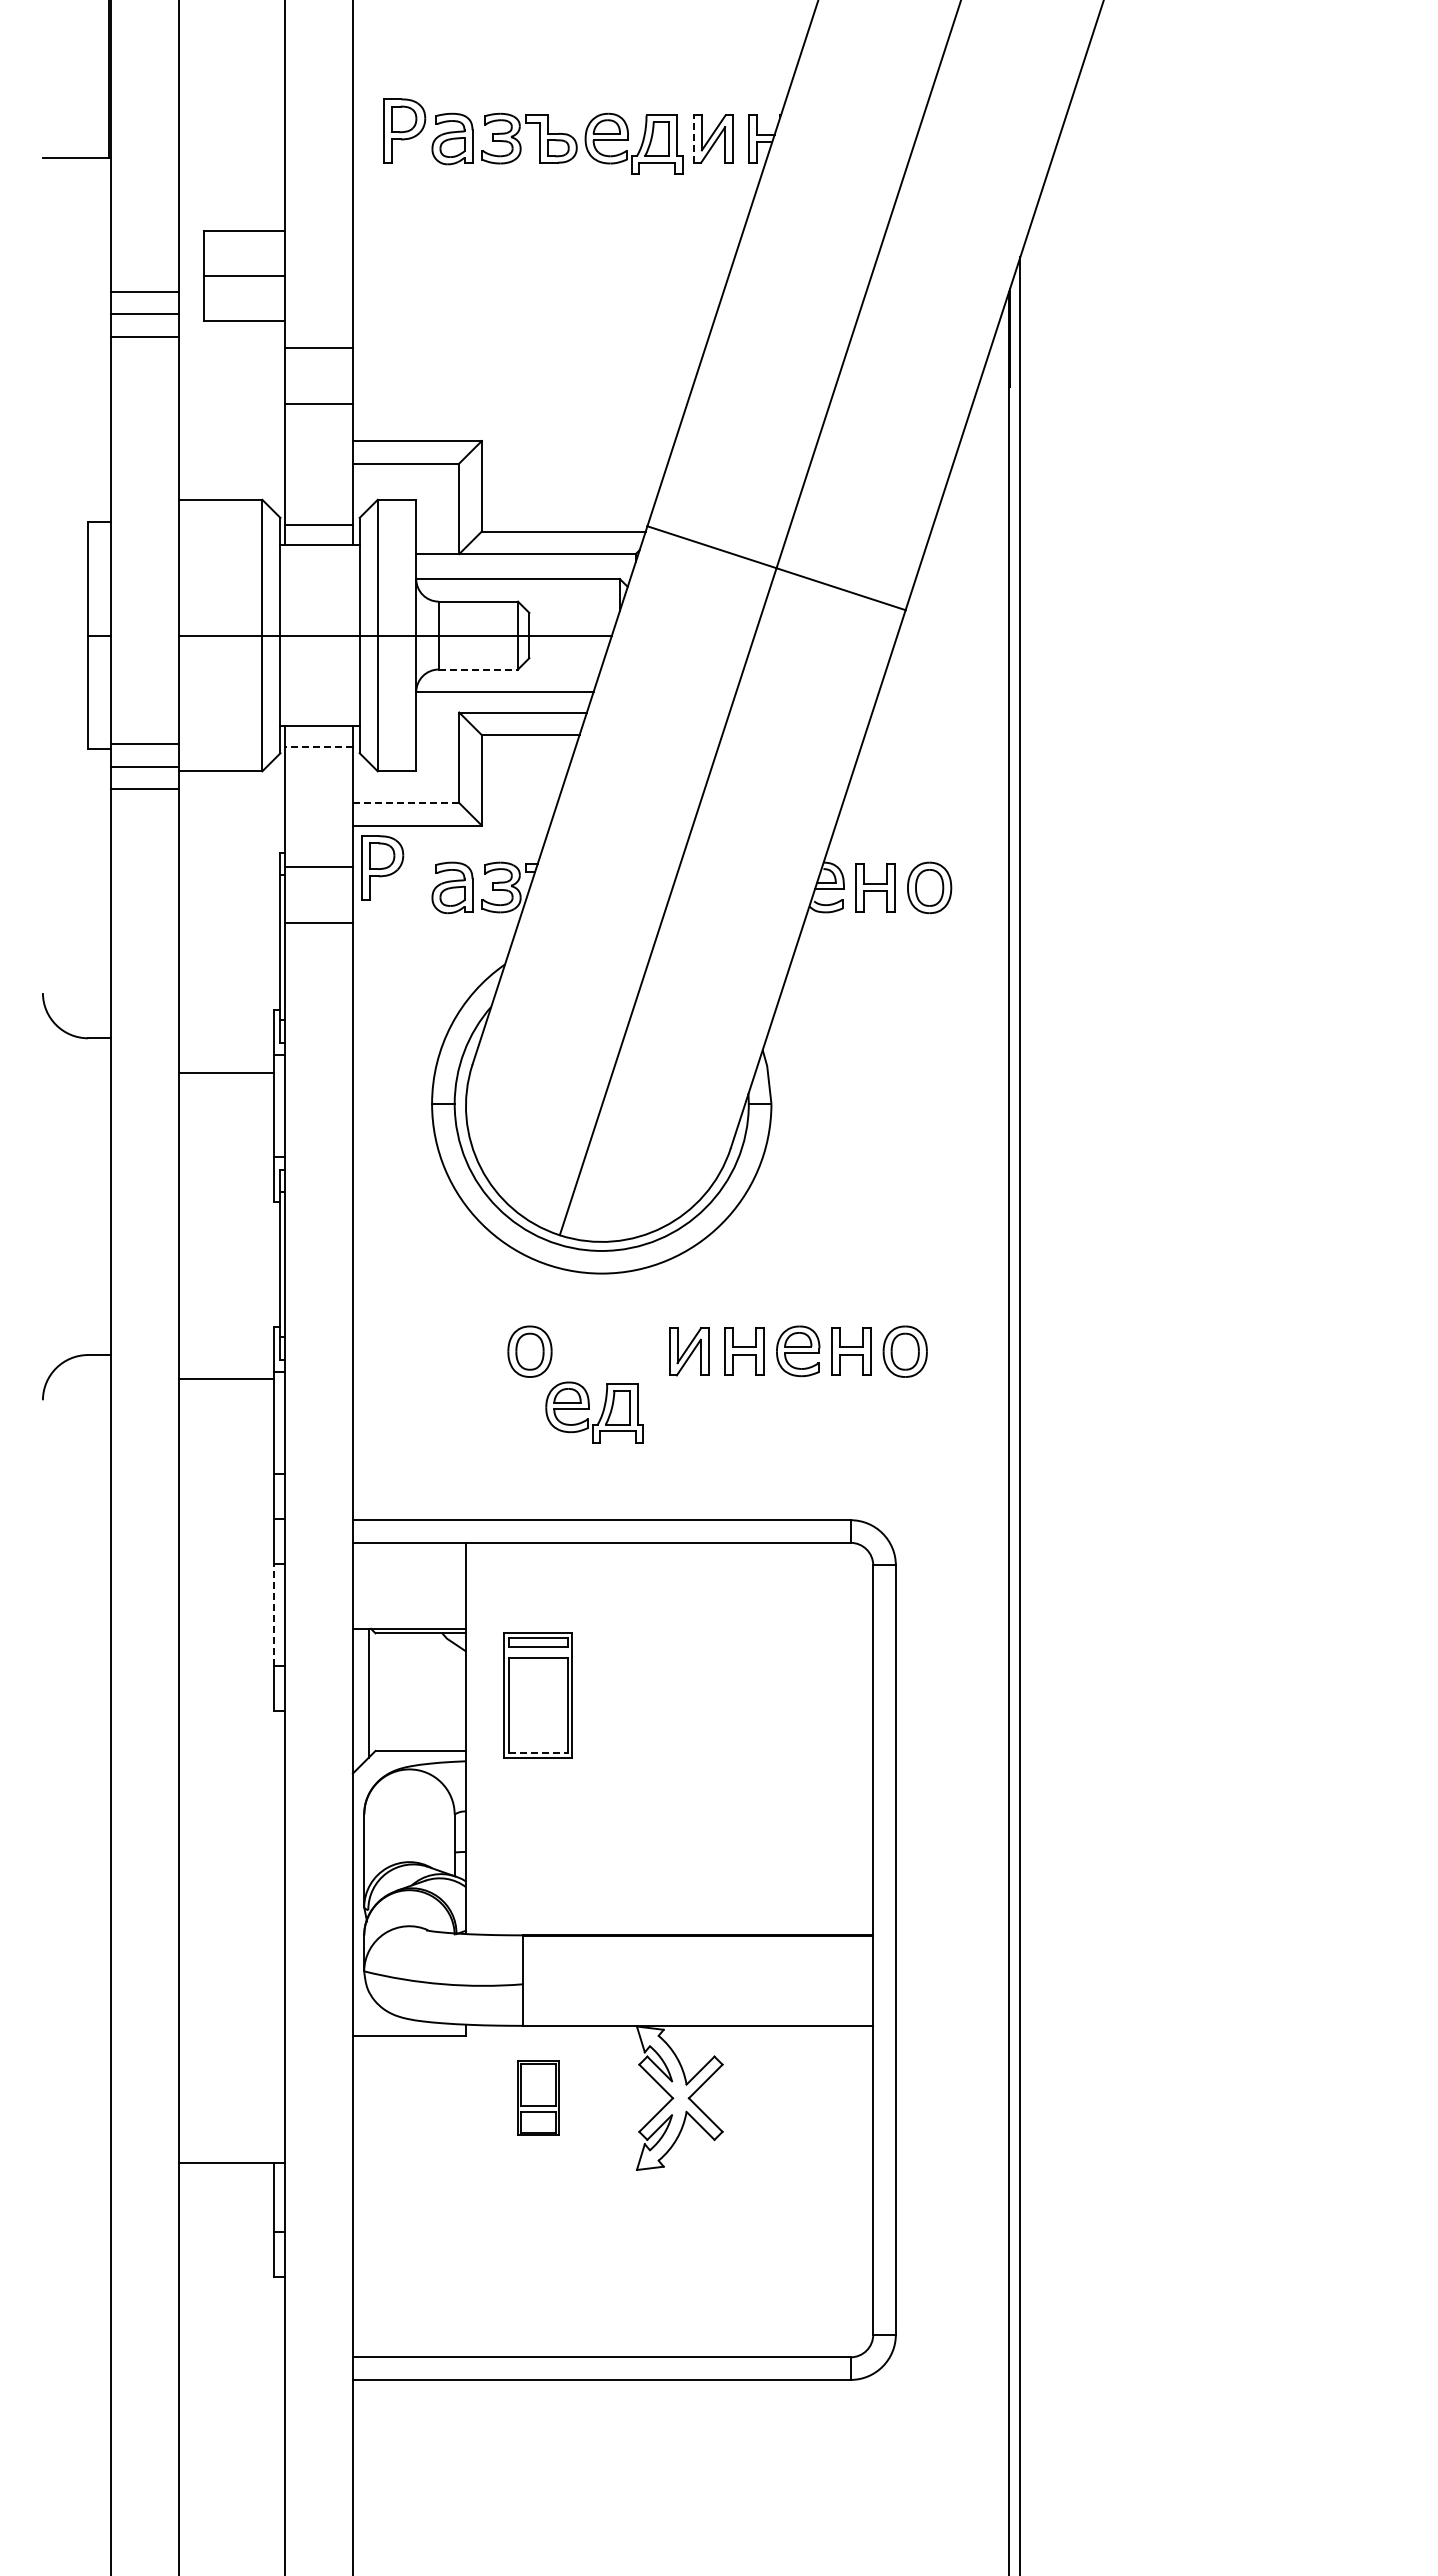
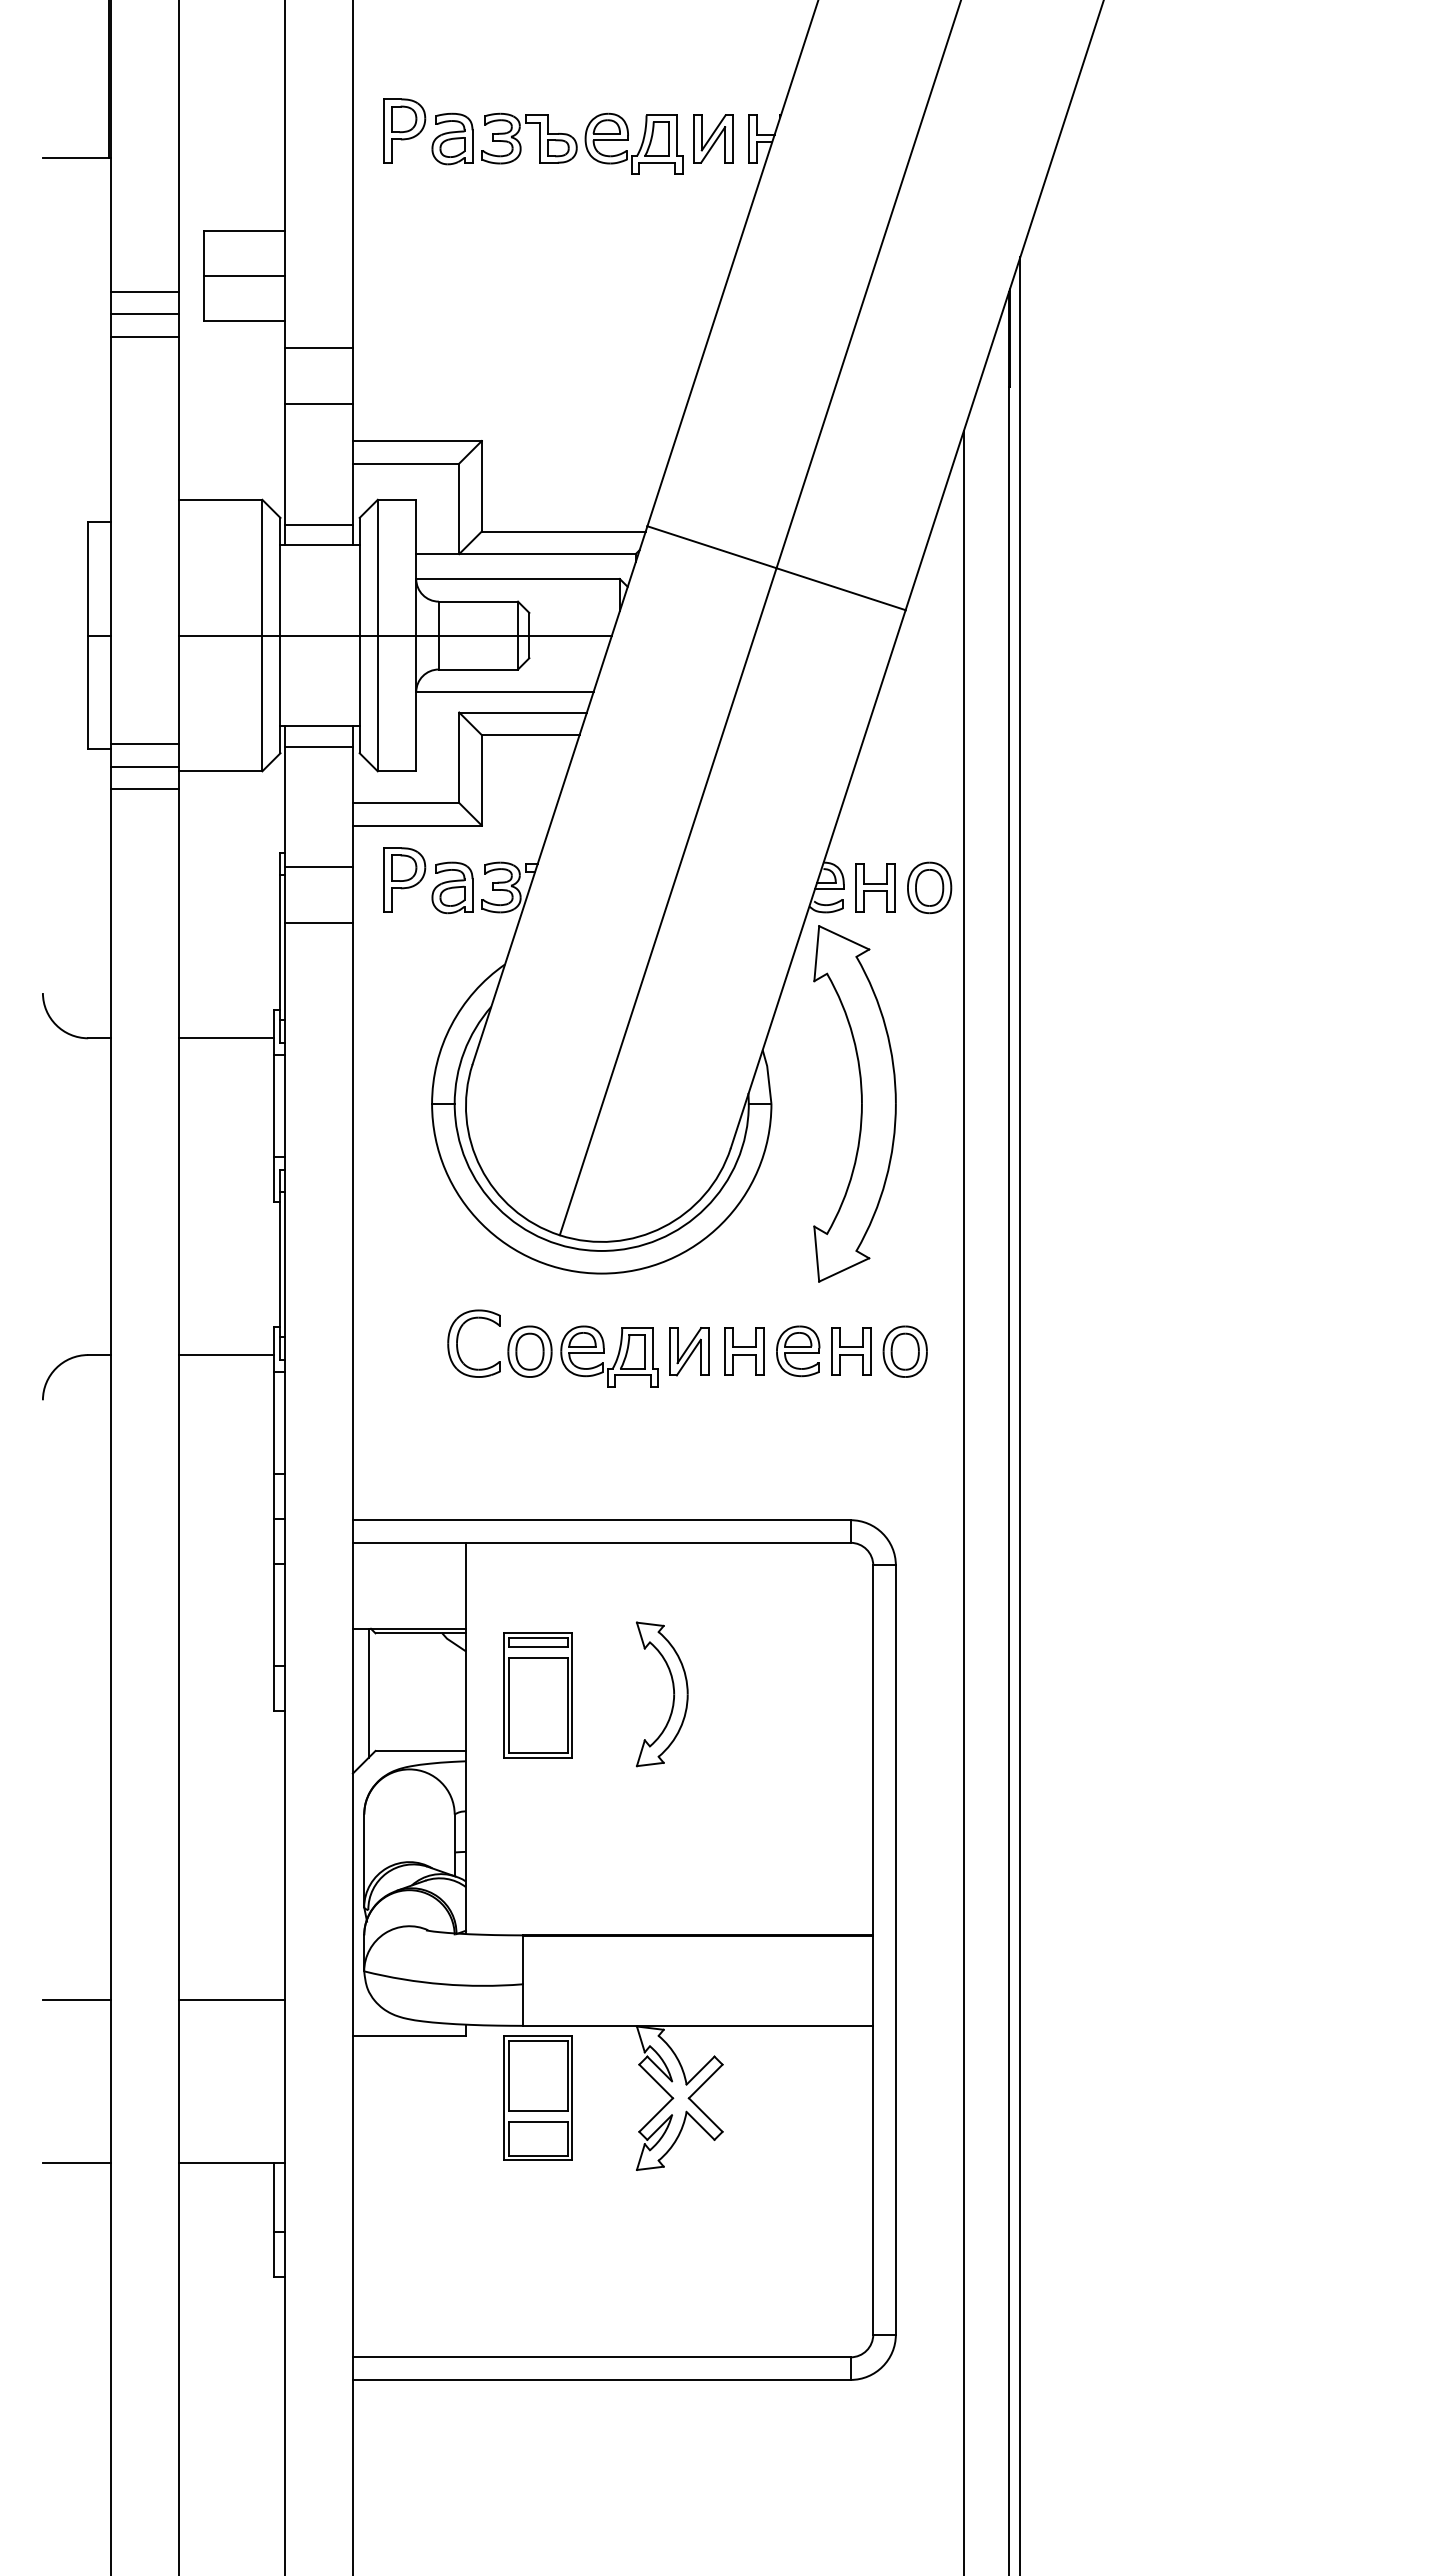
line: dashed -> solid (693, 139)
line: dashed -> solid (478, 669)
line: dashed -> solid (318, 746)
line: dashed -> solid (406, 803)
part position: (382, 867) -> (404, 879) (404, 879)
line position: (225, 1073) -> (225, 1038) (225, 1038)
part: none -> present (861, 1103)
part: none -> present (458, 1339)
line position: (225, 1379) -> (225, 1355) (225, 1355)
part position: (594, 1412) -> (609, 1356) (609, 1356)
line: none -> present (963, 1501)
line: dashed -> solid (273, 1615)
part: none -> present (673, 1694)
line: dashed -> solid (538, 1753)
line: none -> present (76, 1999)
line: none -> present (231, 1999)
part size: 43x76 px -> 70x126 px (537, 2097)
line: none -> present (76, 2162)
